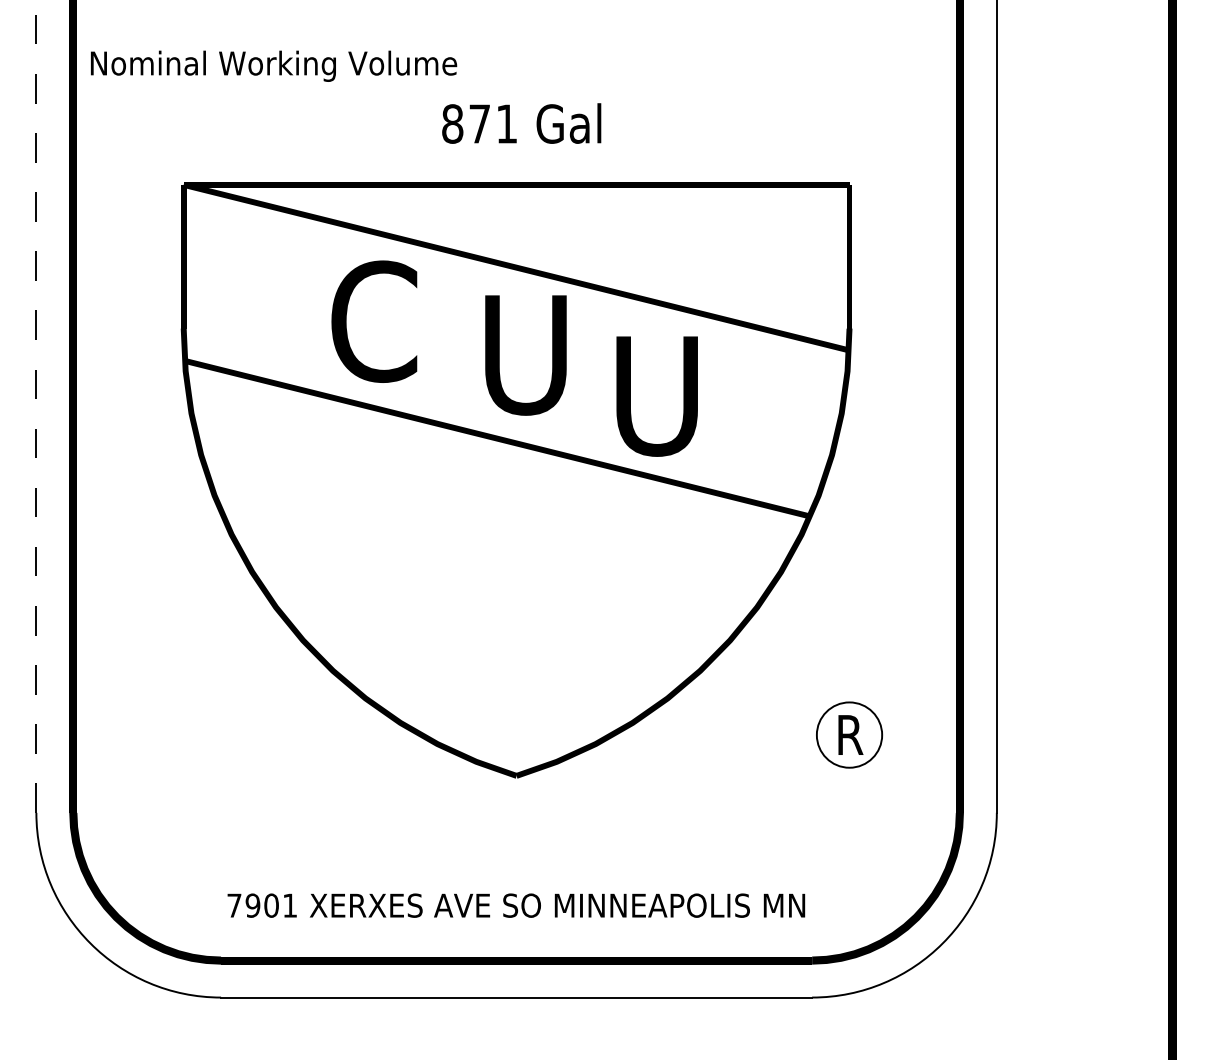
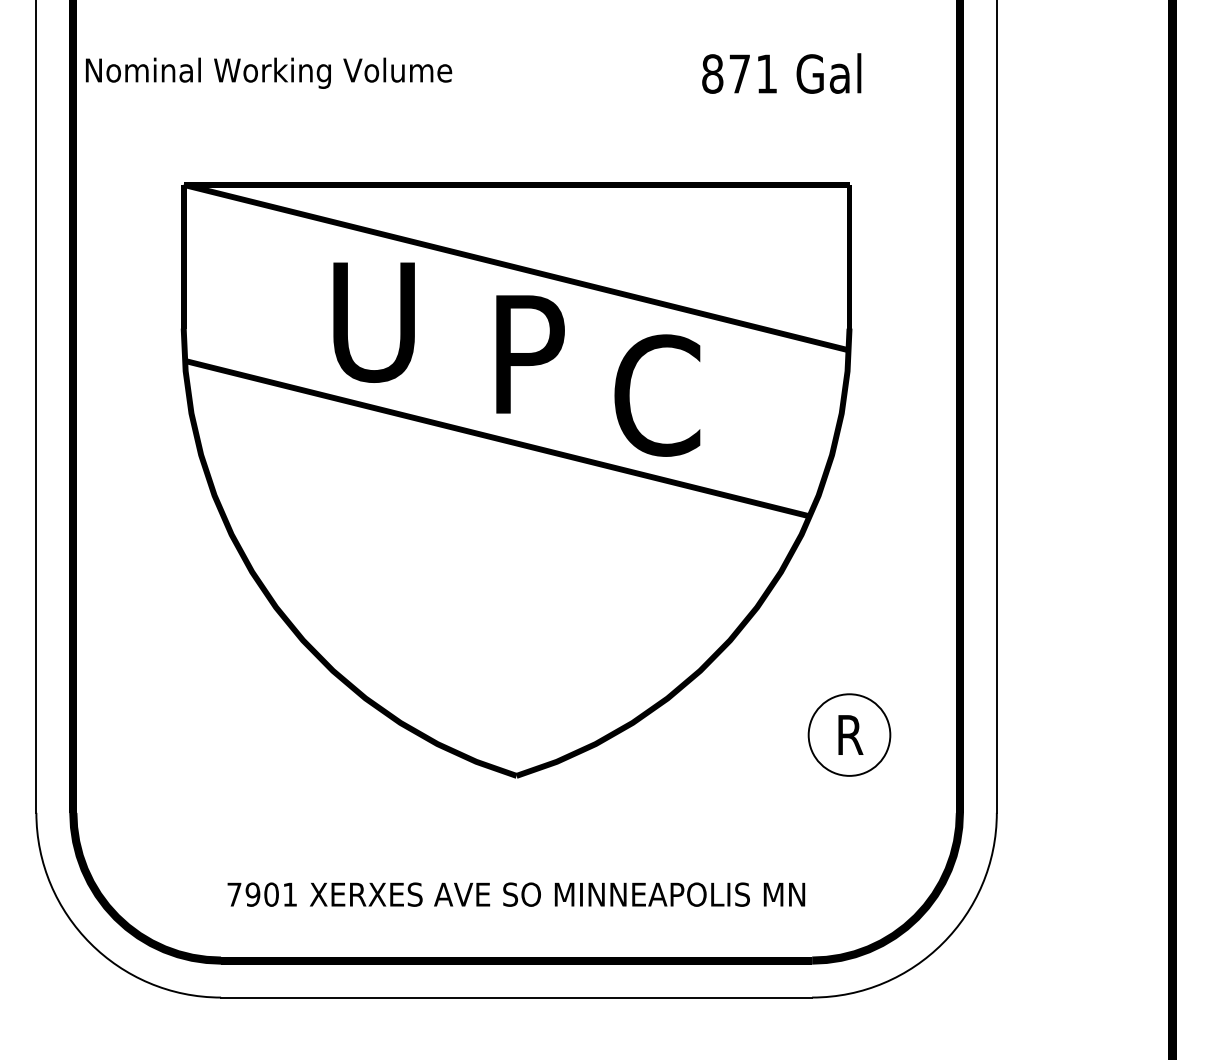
text position: (274, 65) -> (269, 72) (269, 72)
text position: (521, 123) -> (781, 73) (781, 73)
text: C -> U (374, 321)
text: U -> P (525, 355)
text: U -> C (657, 395)
line: dashed -> solid (36, 405)
circle diameter: 65 px -> 82 px (849, 734)
text position: (516, 905) -> (516, 894) (516, 894)
